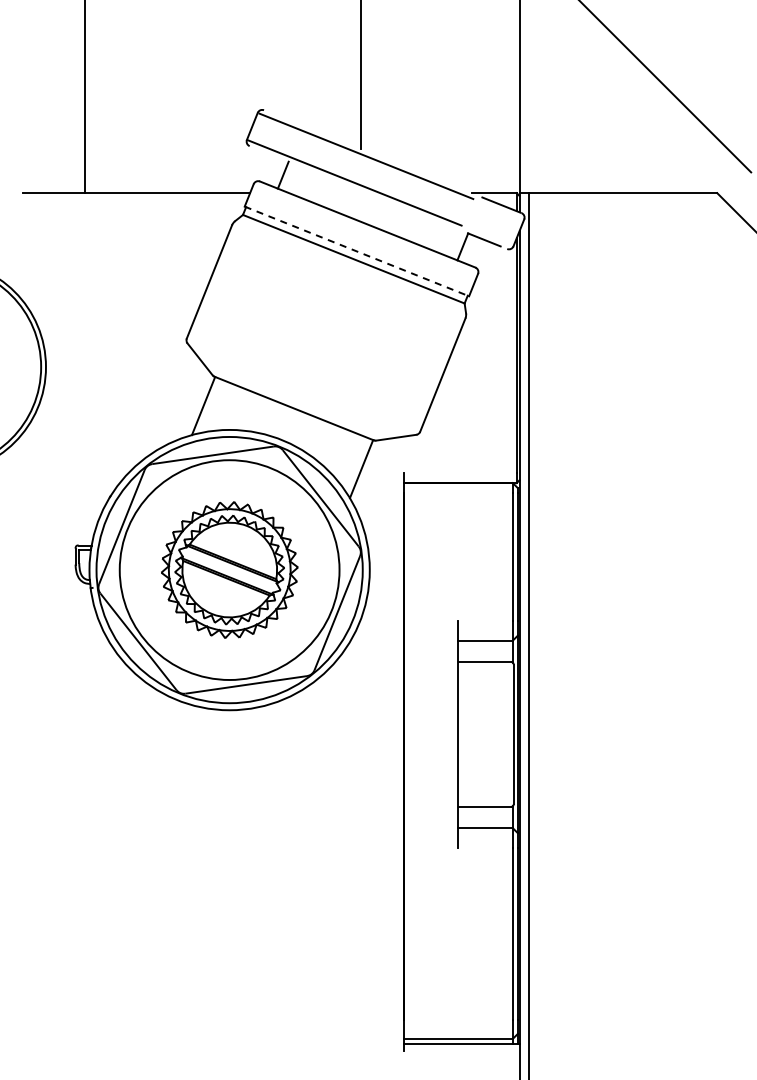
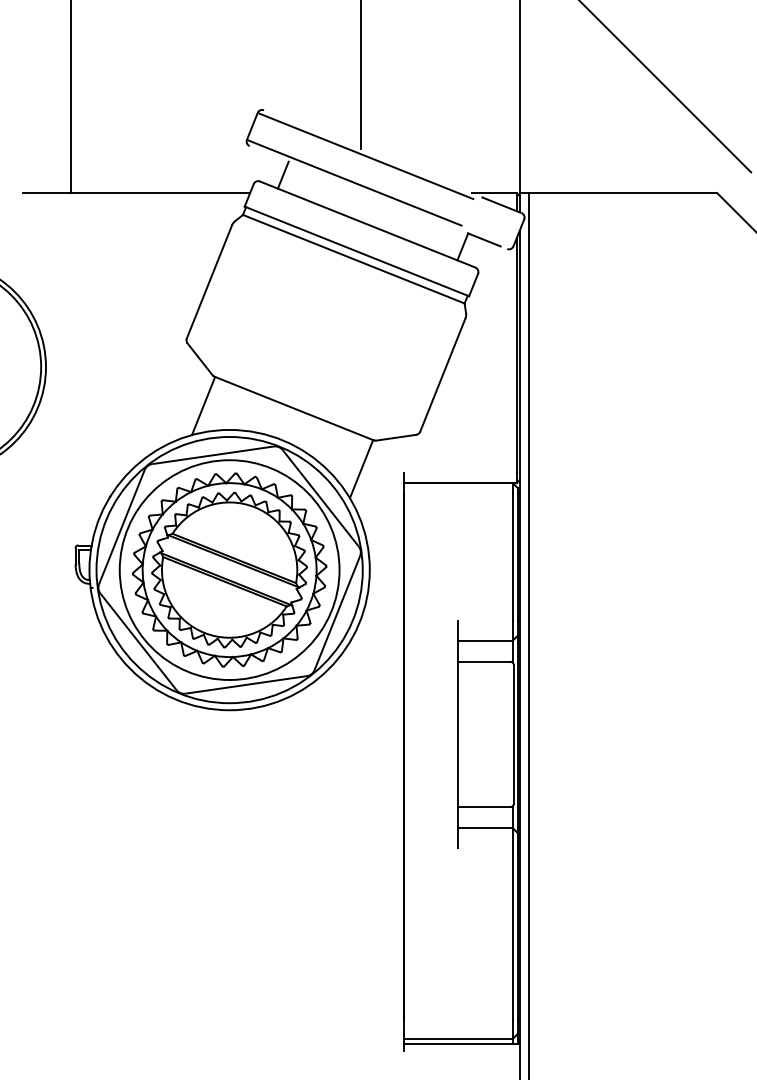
line position: (85, 97) -> (71, 97) (71, 97)
line: dashed -> solid (356, 251)
part size: 138x138 px -> 196x196 px (229, 569)
